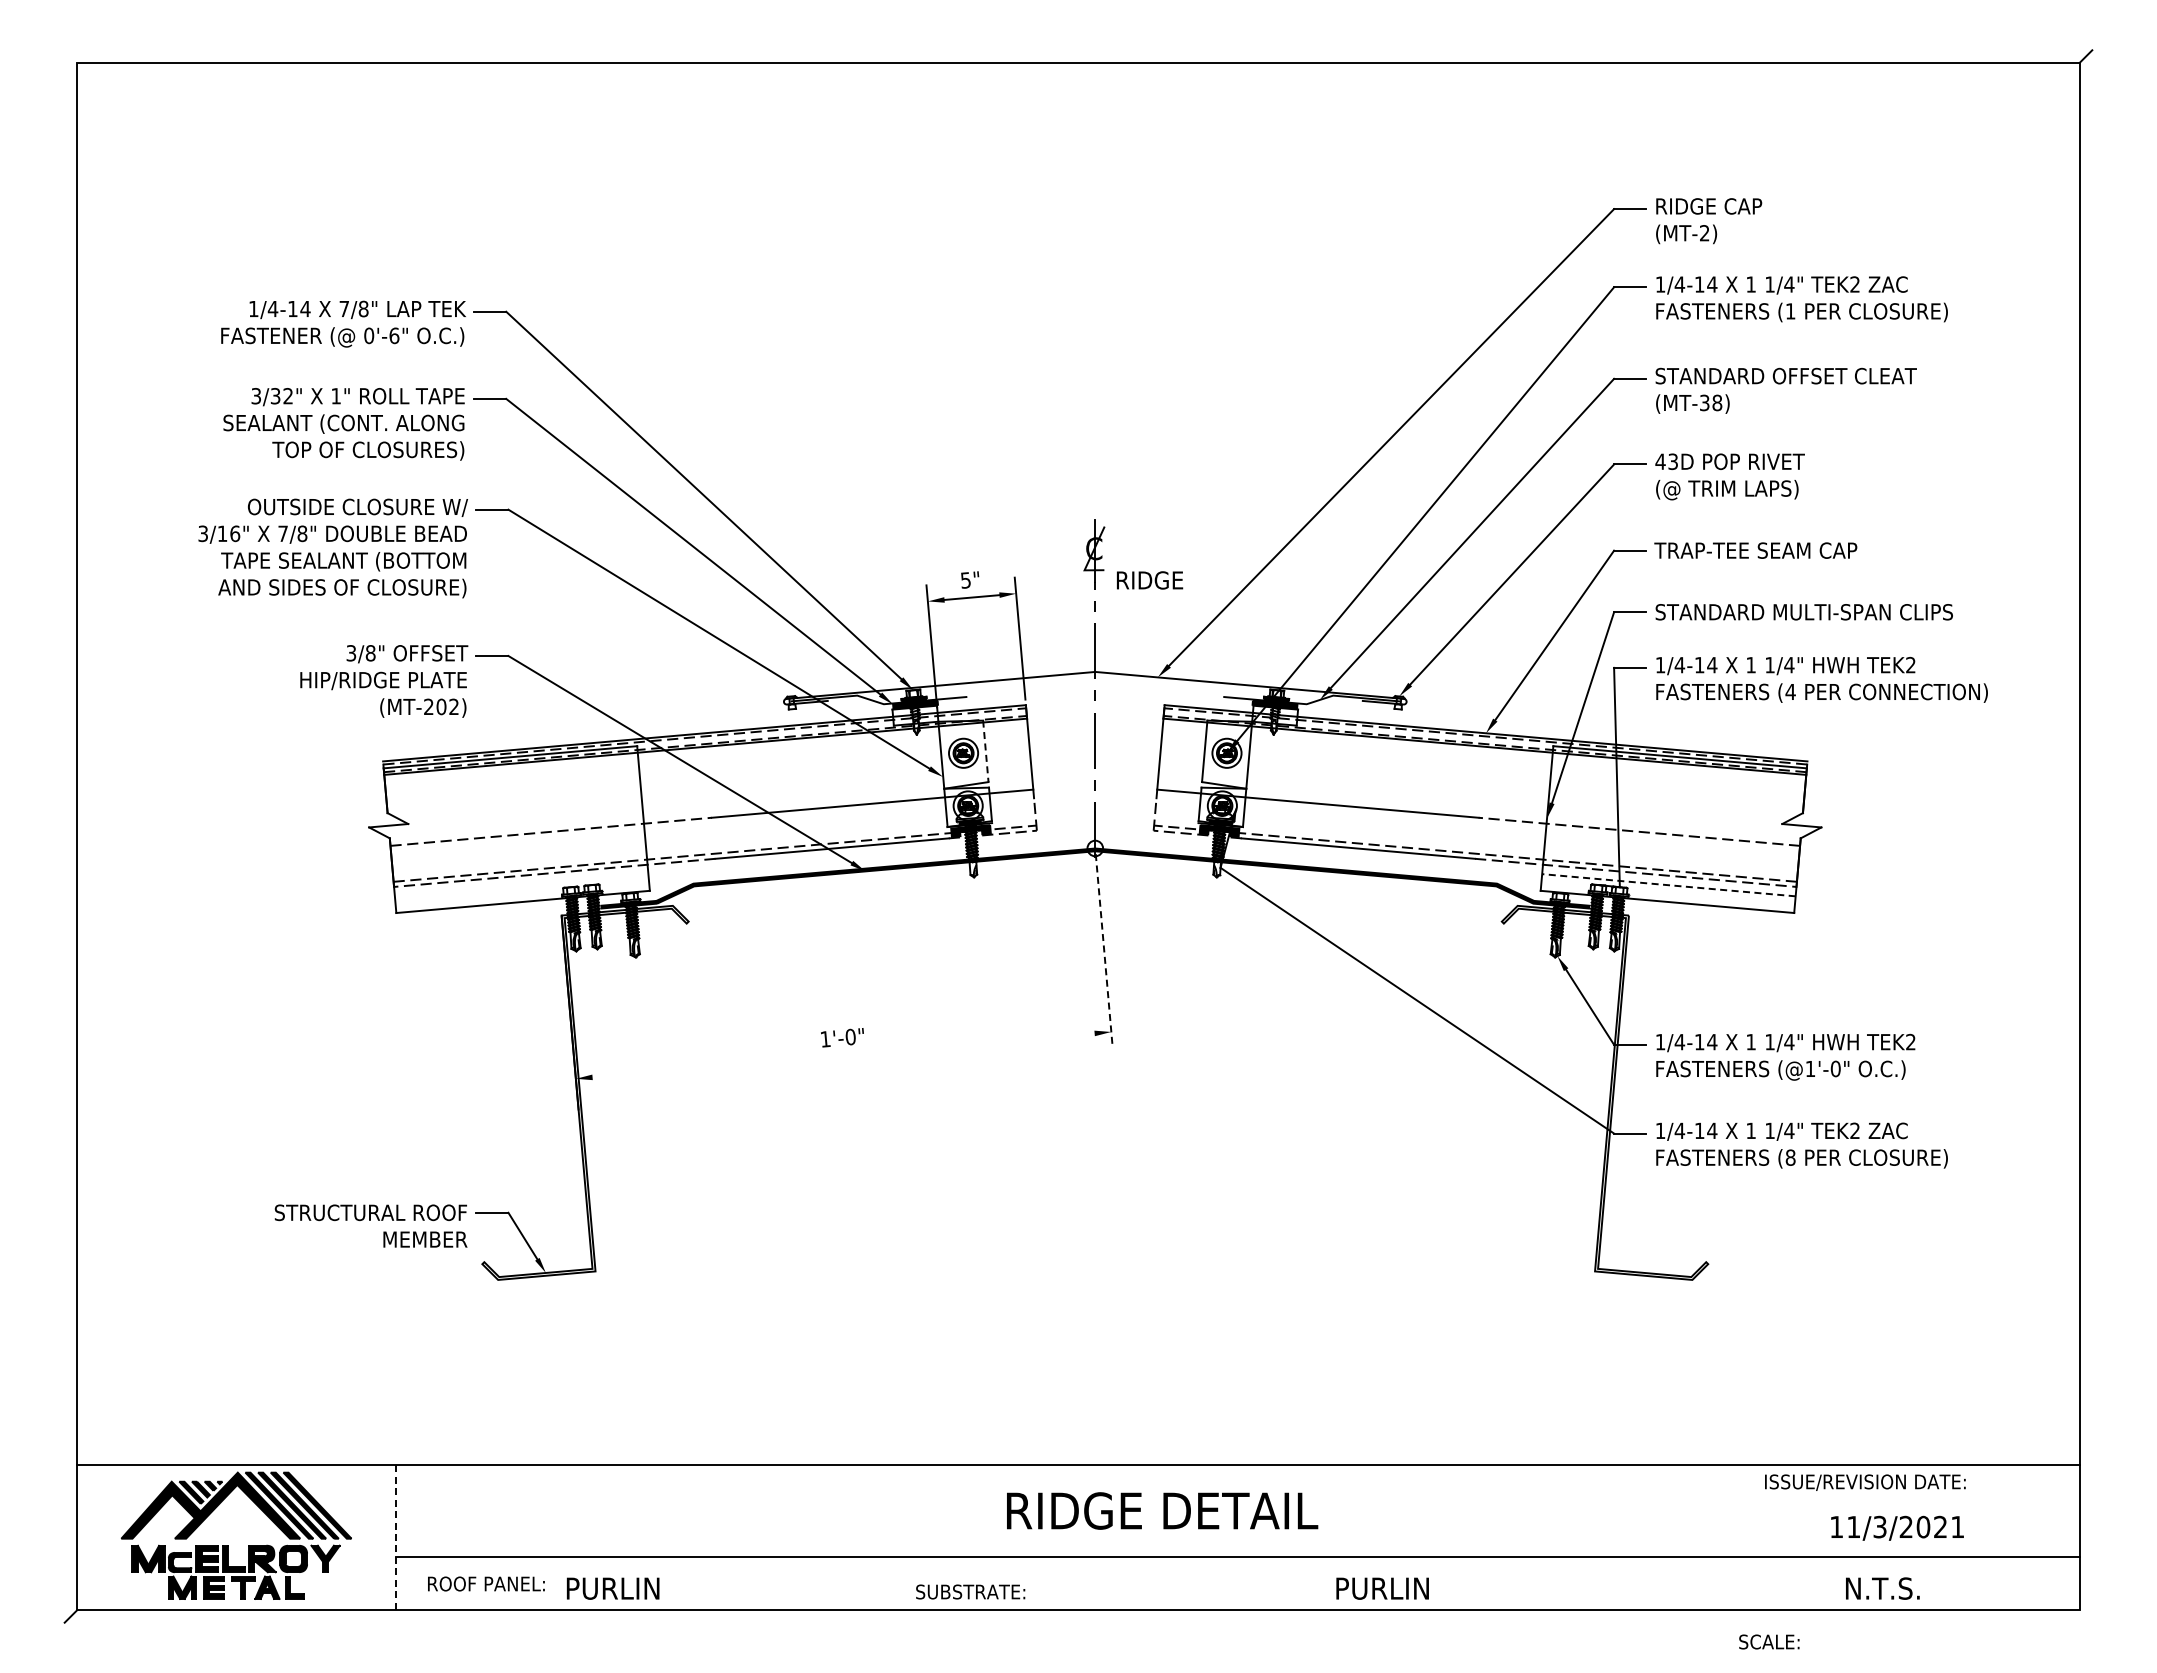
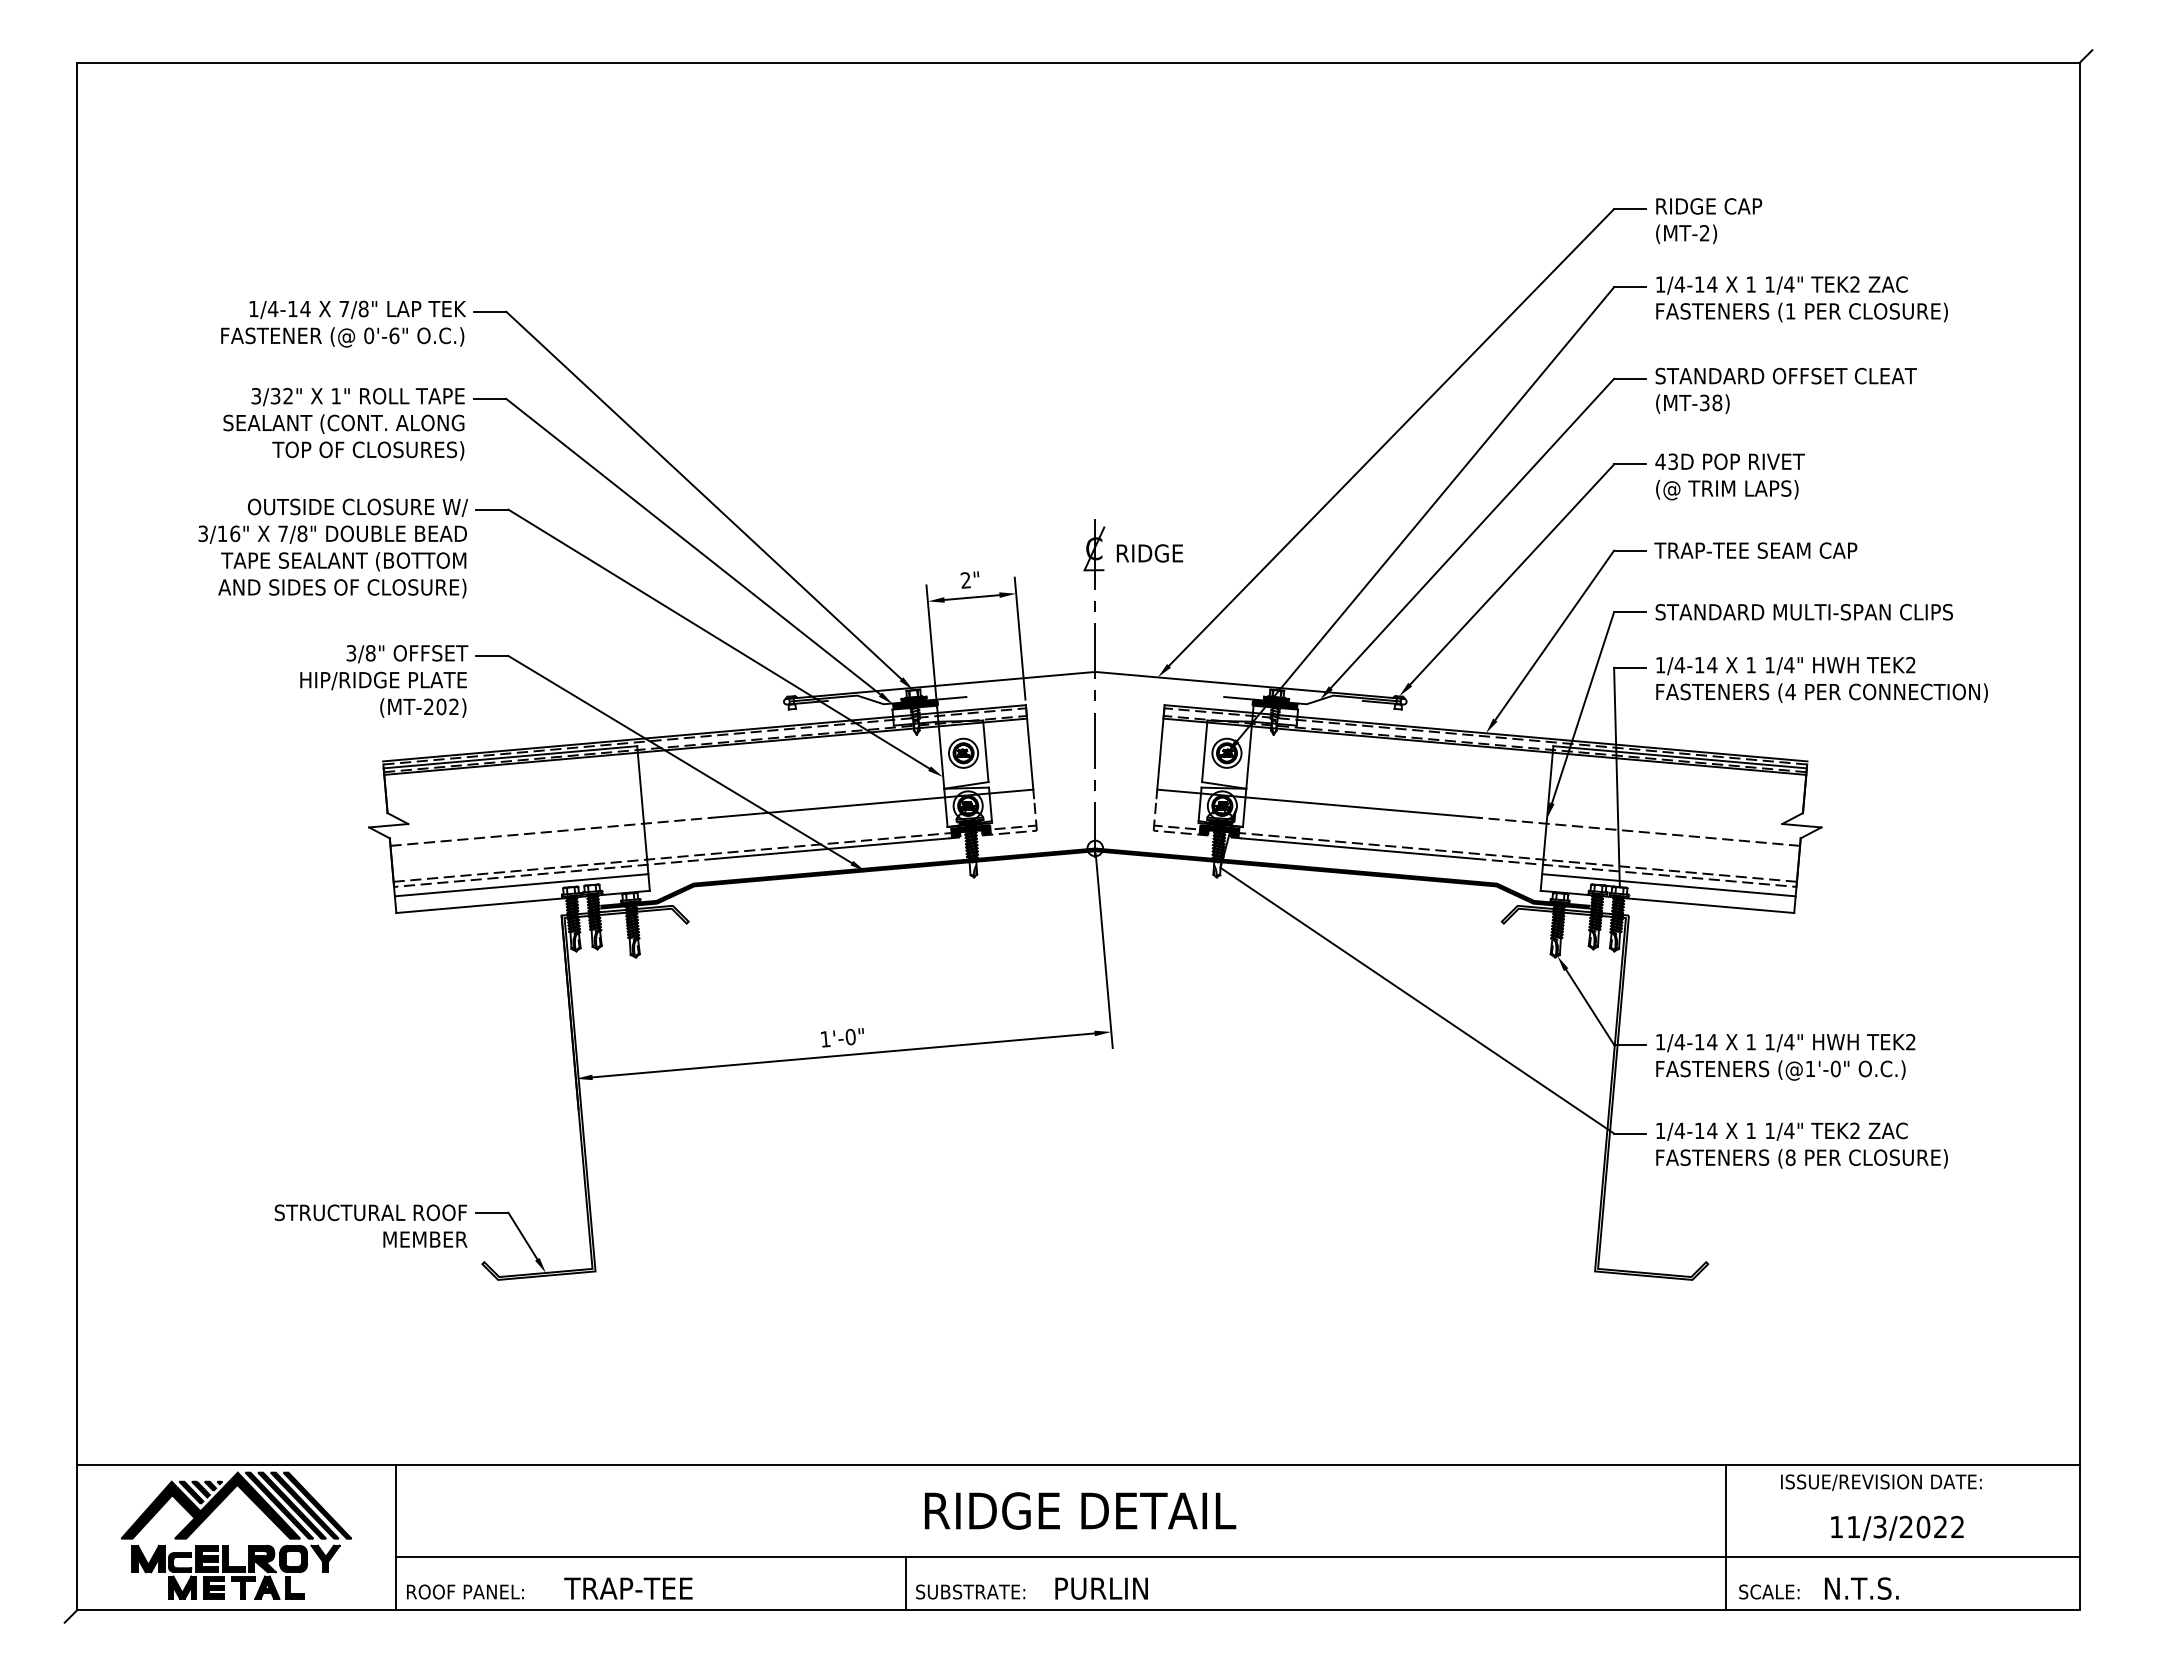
text: 5" -> 2" (965, 580)
text position: (1150, 580) -> (1150, 553) (1150, 553)
line: dashed -> solid (985, 751)
line: none -> present (521, 885)
line: dashed -> solid (1668, 885)
line: dashed -> solid (1104, 951)
line: none -> present (843, 1055)
text position: (1865, 1482) -> (1881, 1482) (1881, 1482)
text position: (1162, 1510) -> (1080, 1510) (1080, 1510)
text: 11/3/2021 -> 11/3/2022 (1957, 1526)
line: dashed -> solid (395, 1537)
line: none -> present (1726, 1537)
text position: (486, 1583) -> (465, 1591) (465, 1591)
line: none -> present (905, 1583)
text: PURLIN -> TRAP-TEE (628, 1588)
text position: (1382, 1588) -> (1101, 1588) (1101, 1588)
text position: (1882, 1588) -> (1861, 1588) (1861, 1588)
text position: (1769, 1641) -> (1769, 1591) (1769, 1591)
